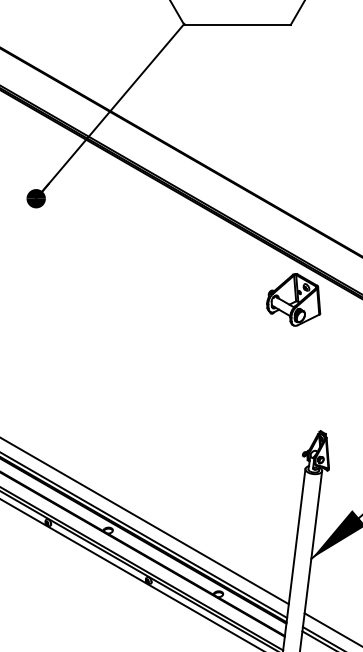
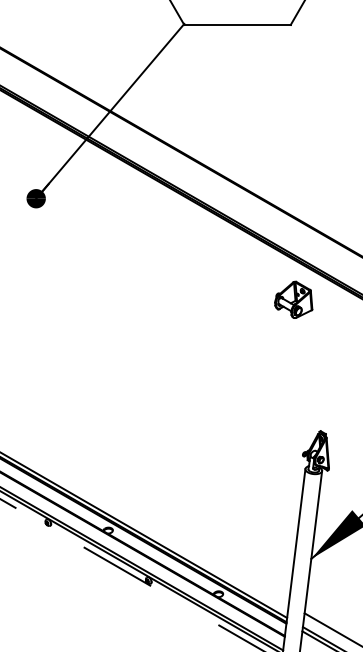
part size: 56x54 px -> 40x39 px (293, 299)
line: present -> none (145, 521)
line: solid -> dashed (132, 575)
